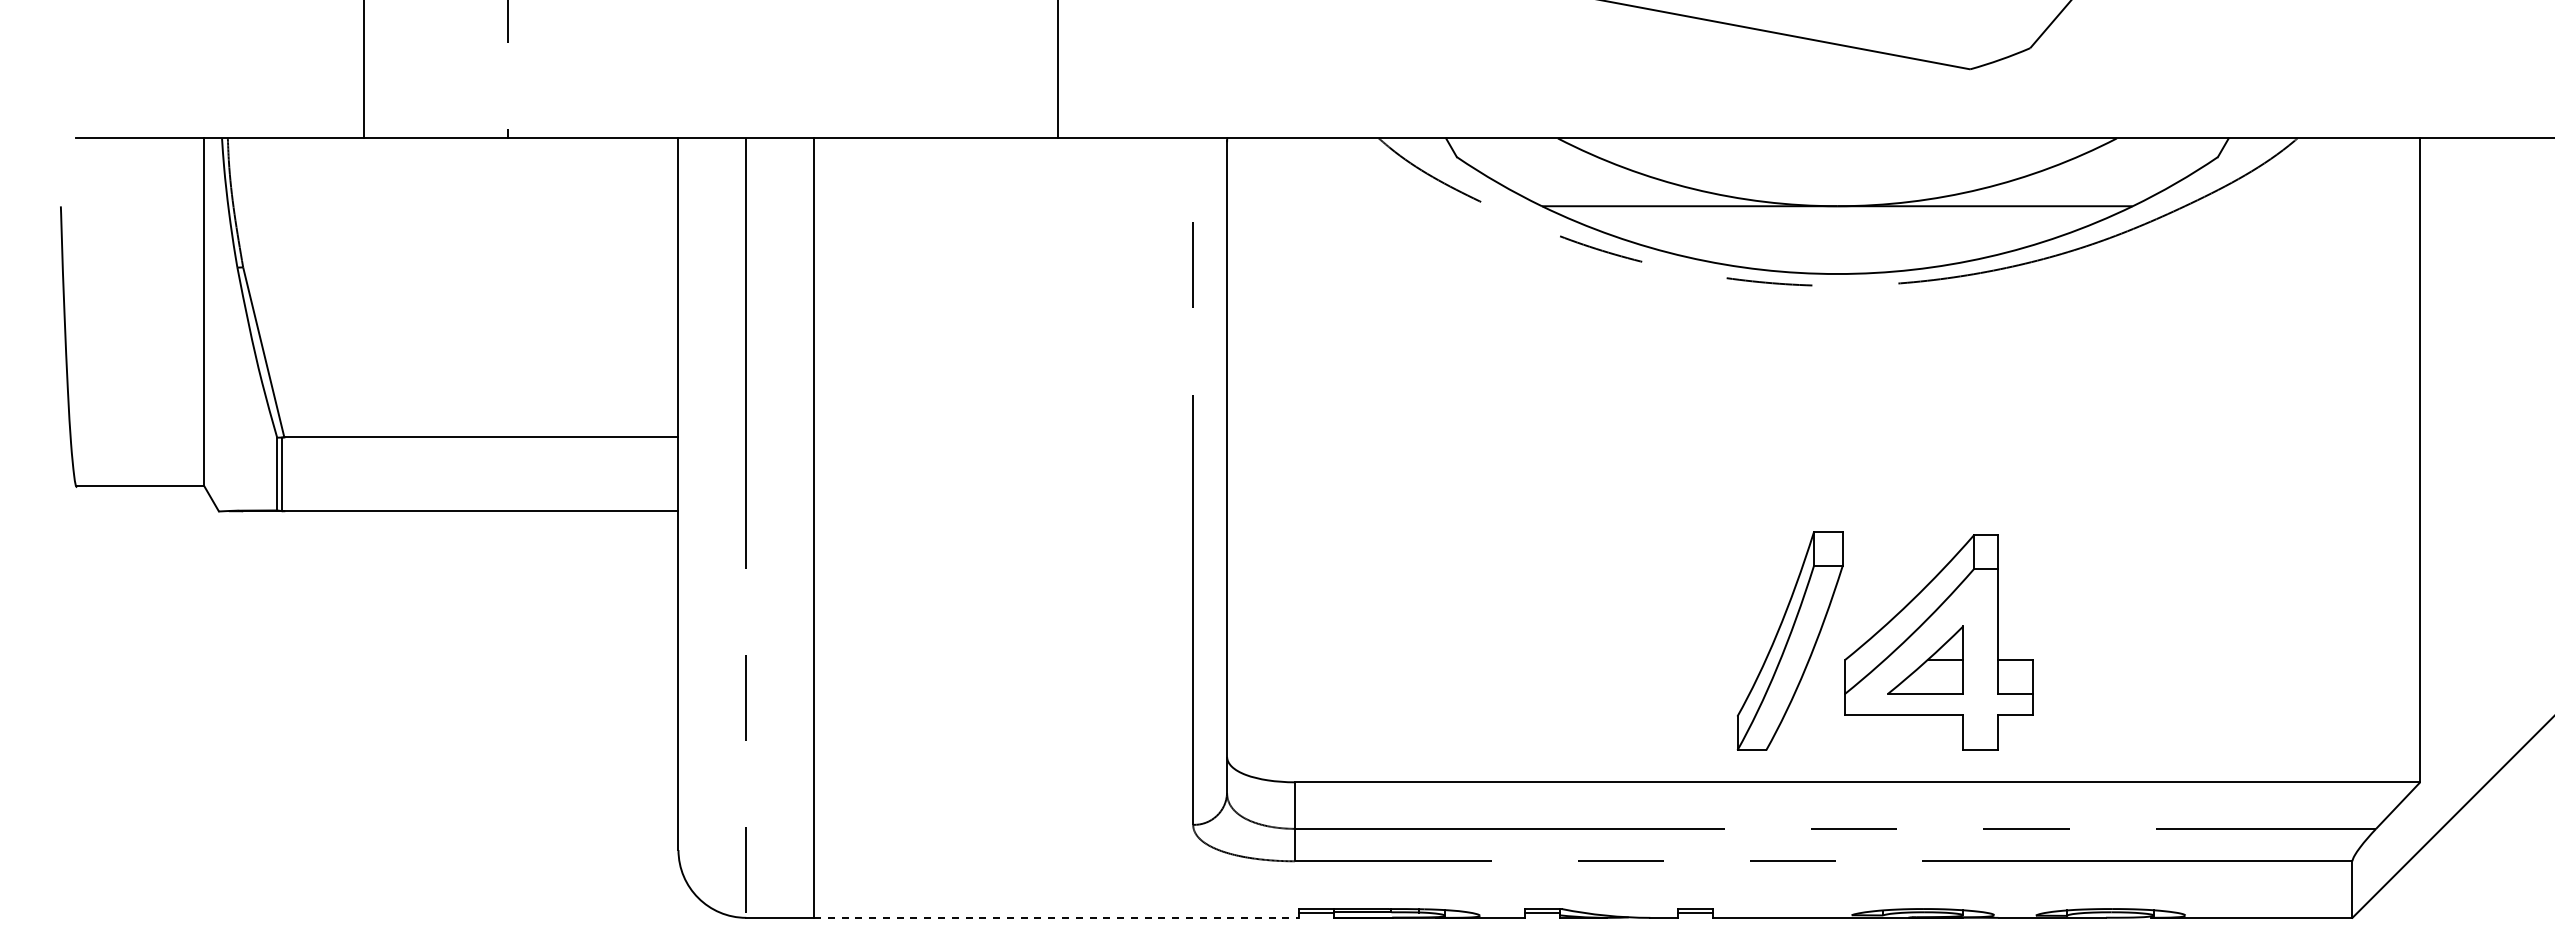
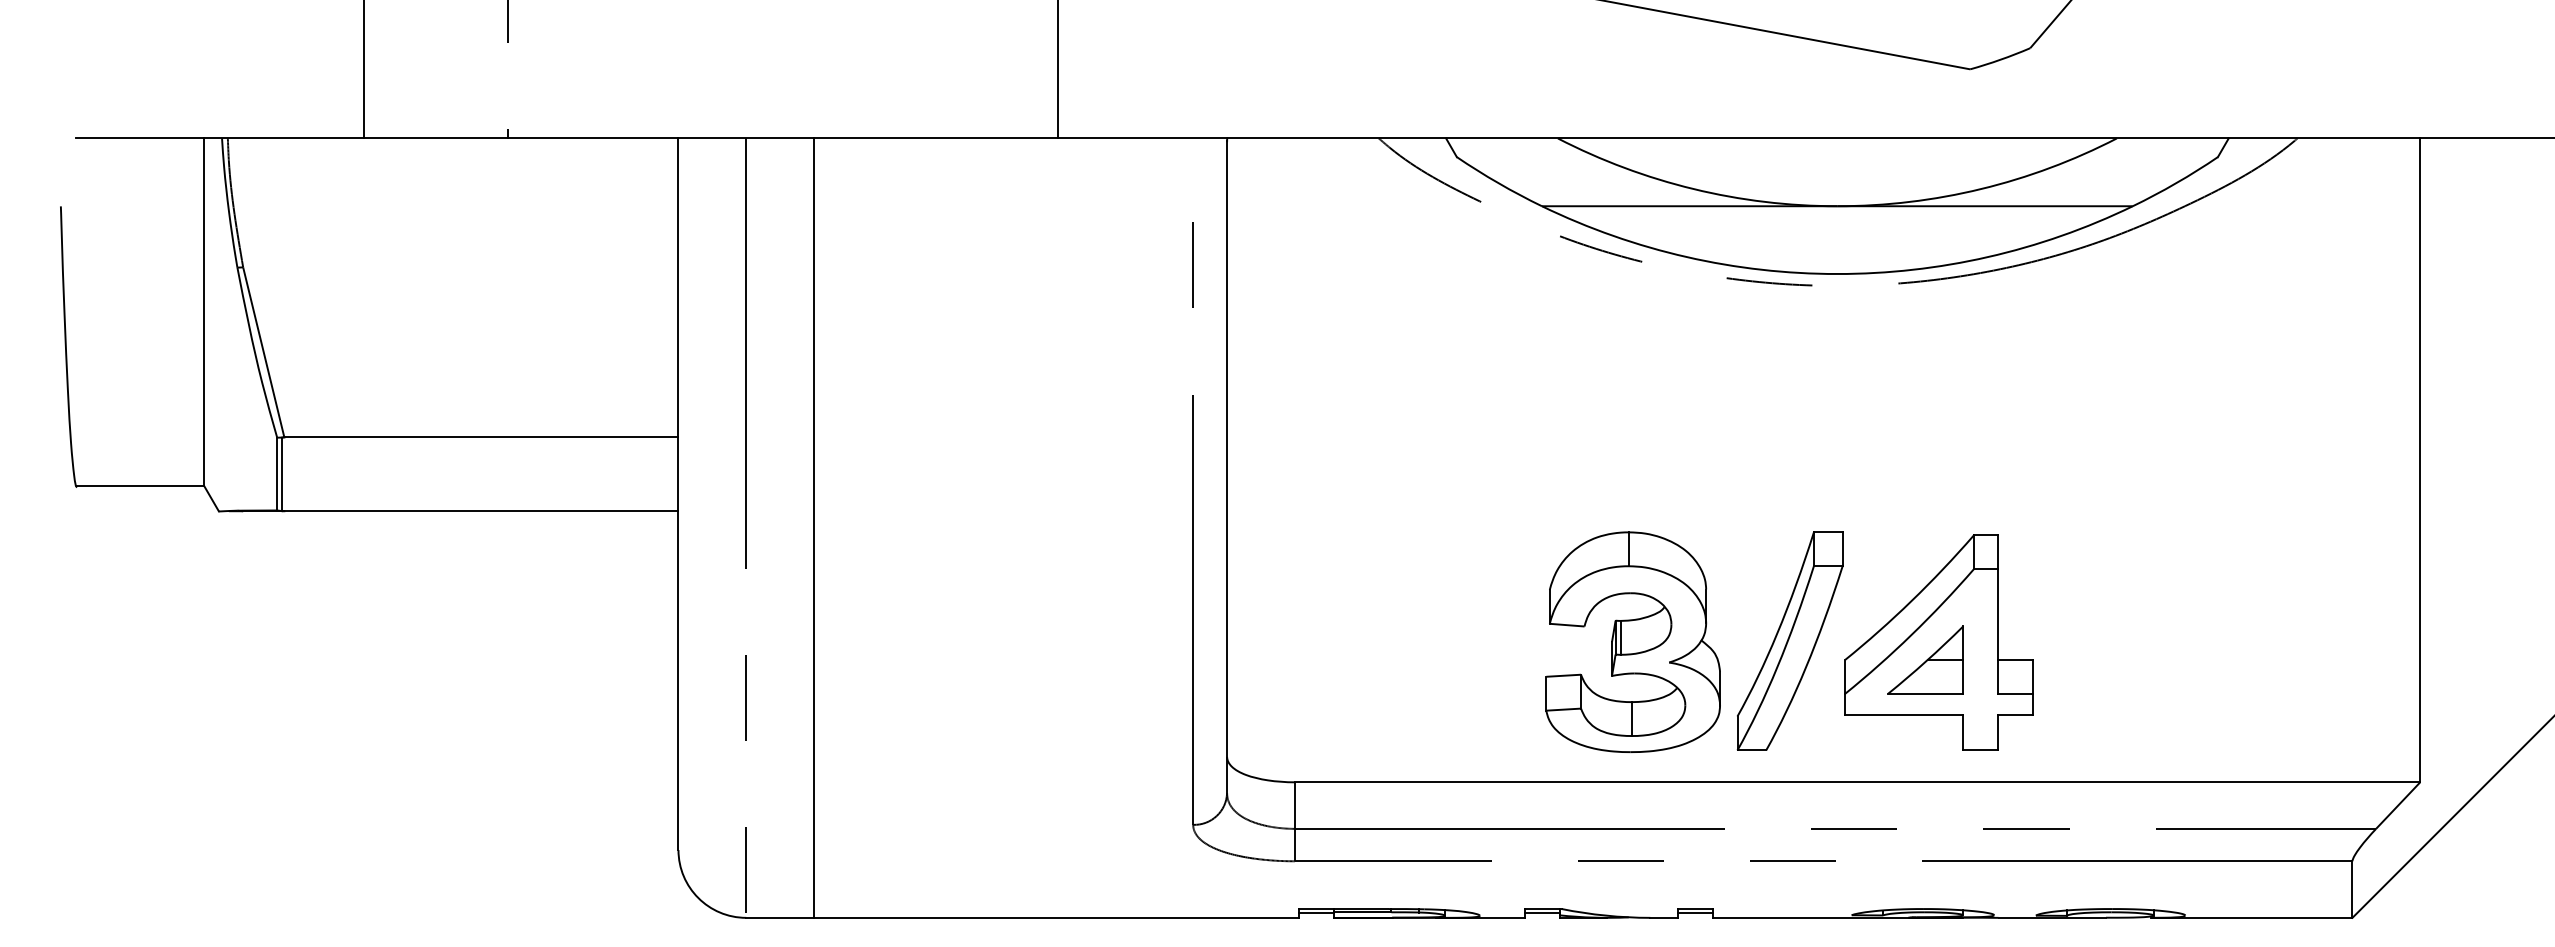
part: none -> present (1632, 641)
line: dashed -> solid (1056, 917)
